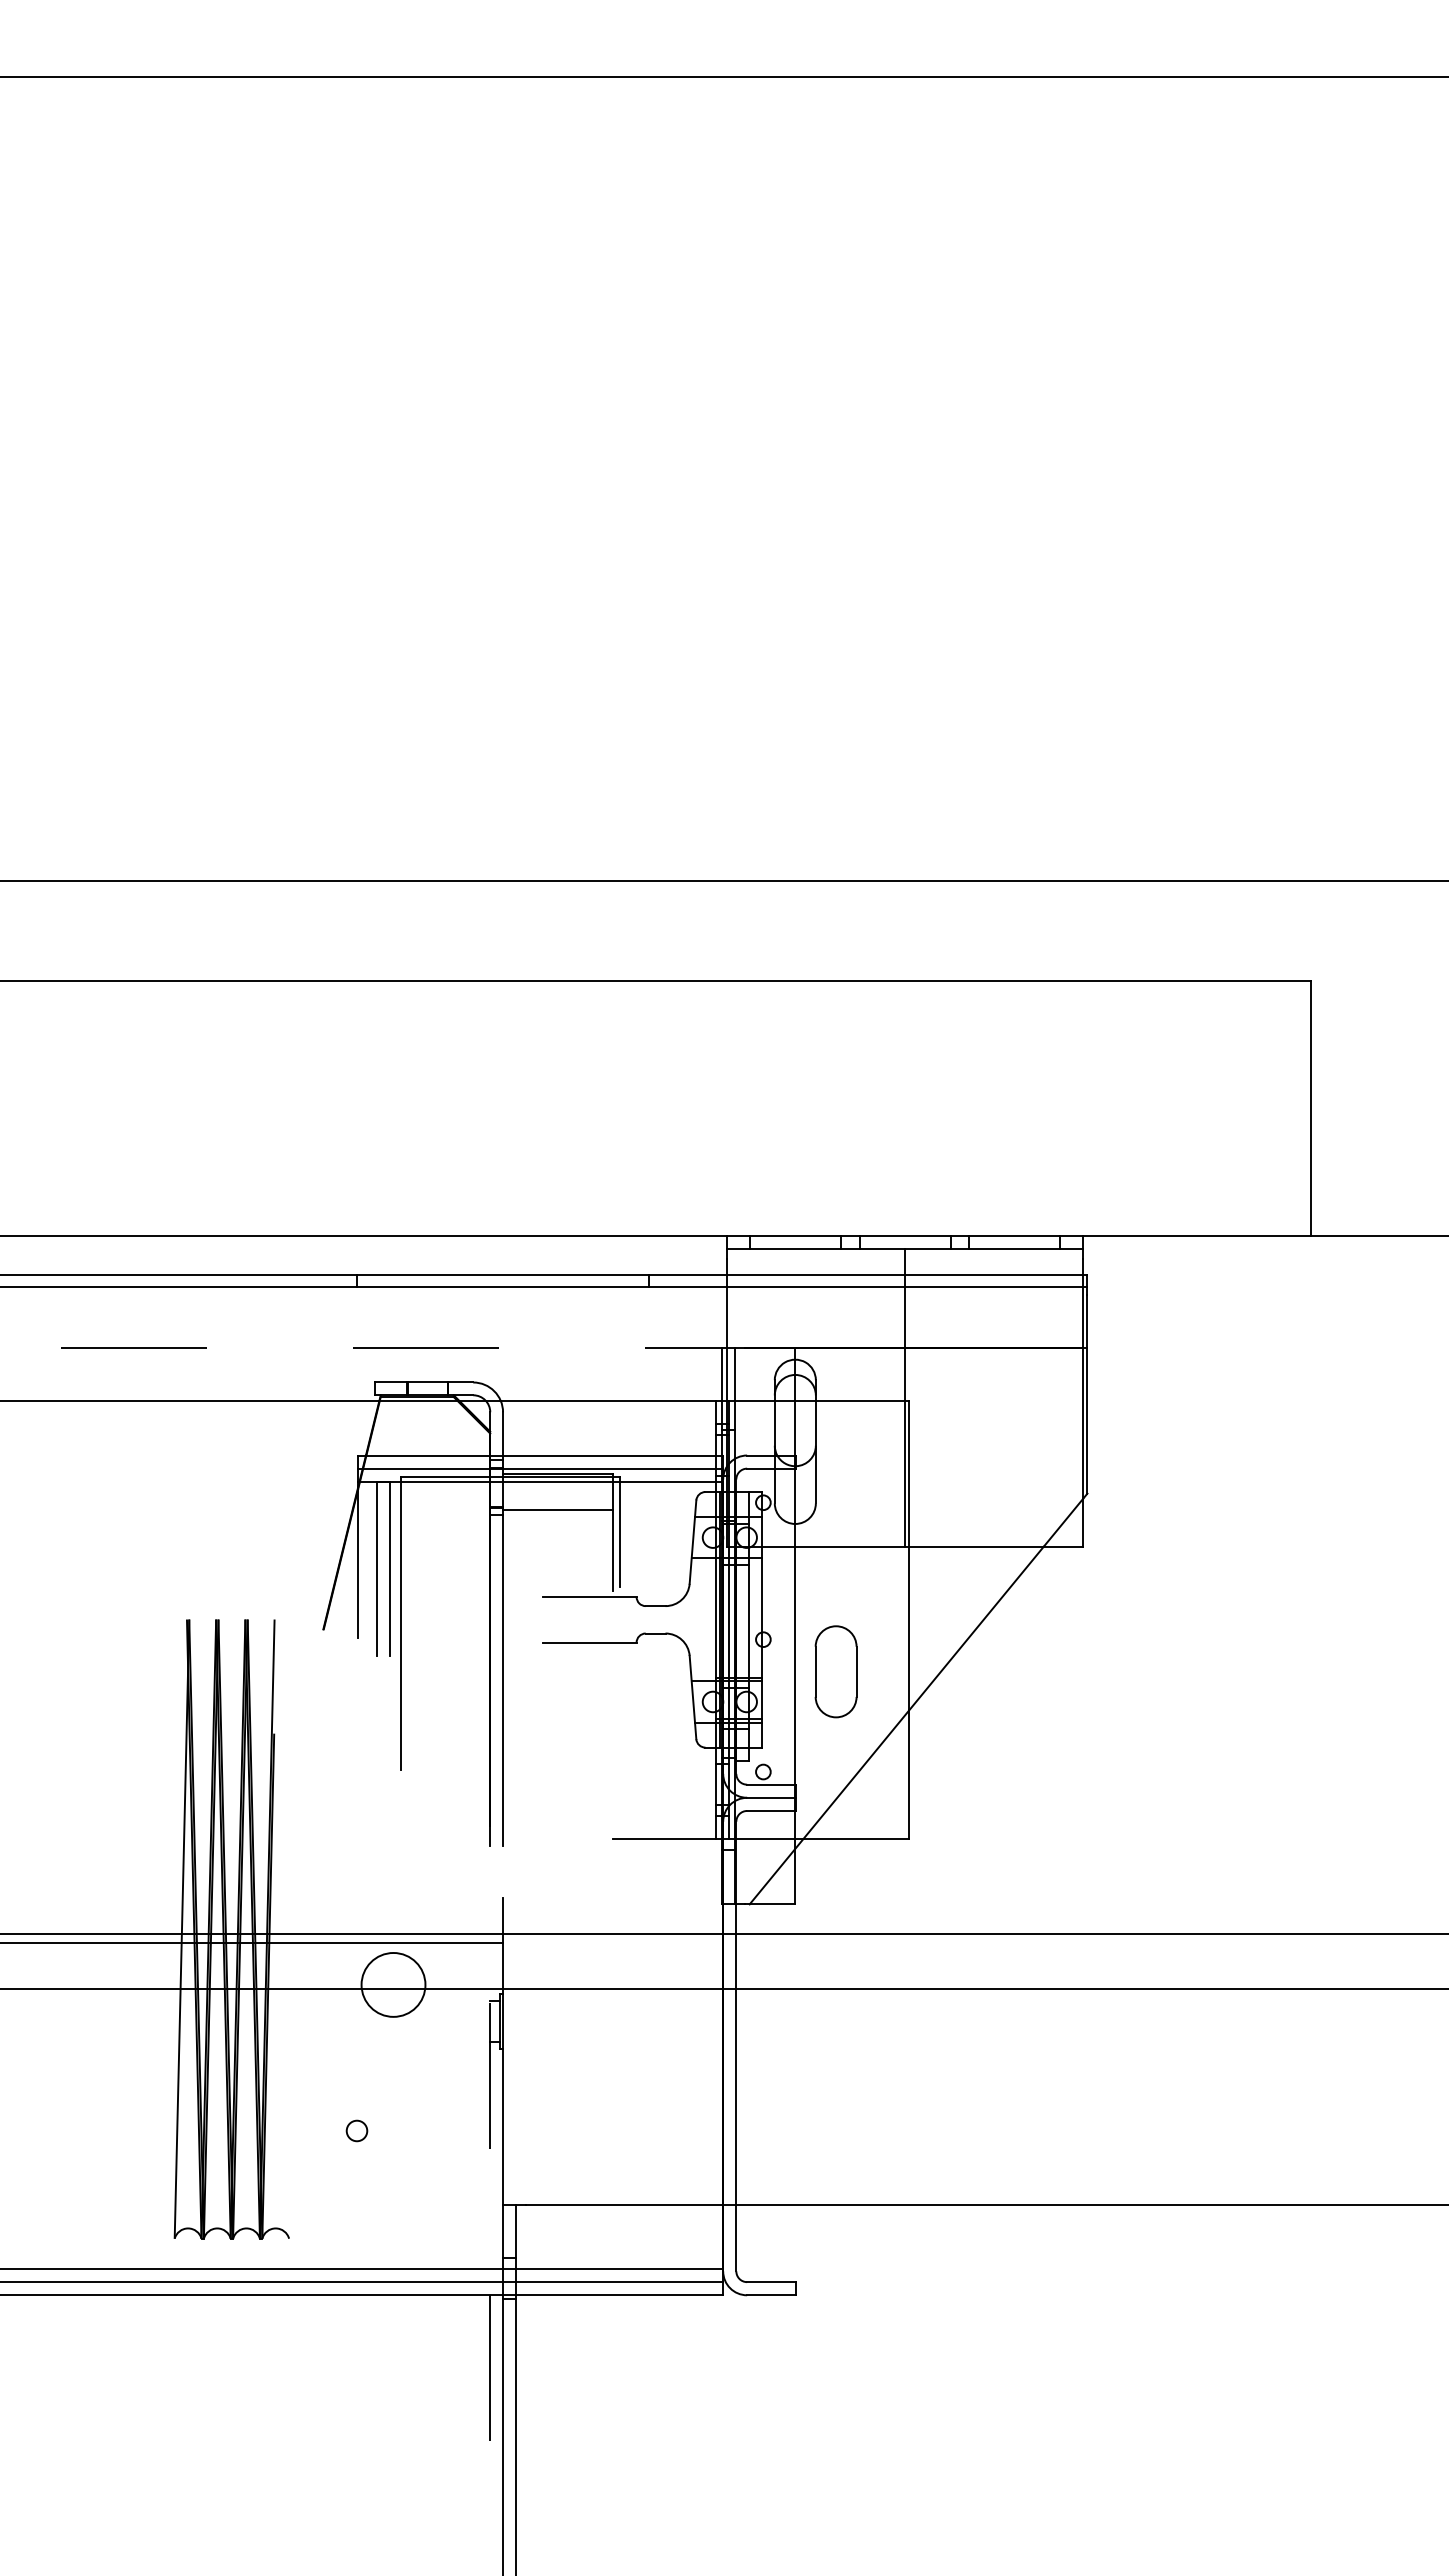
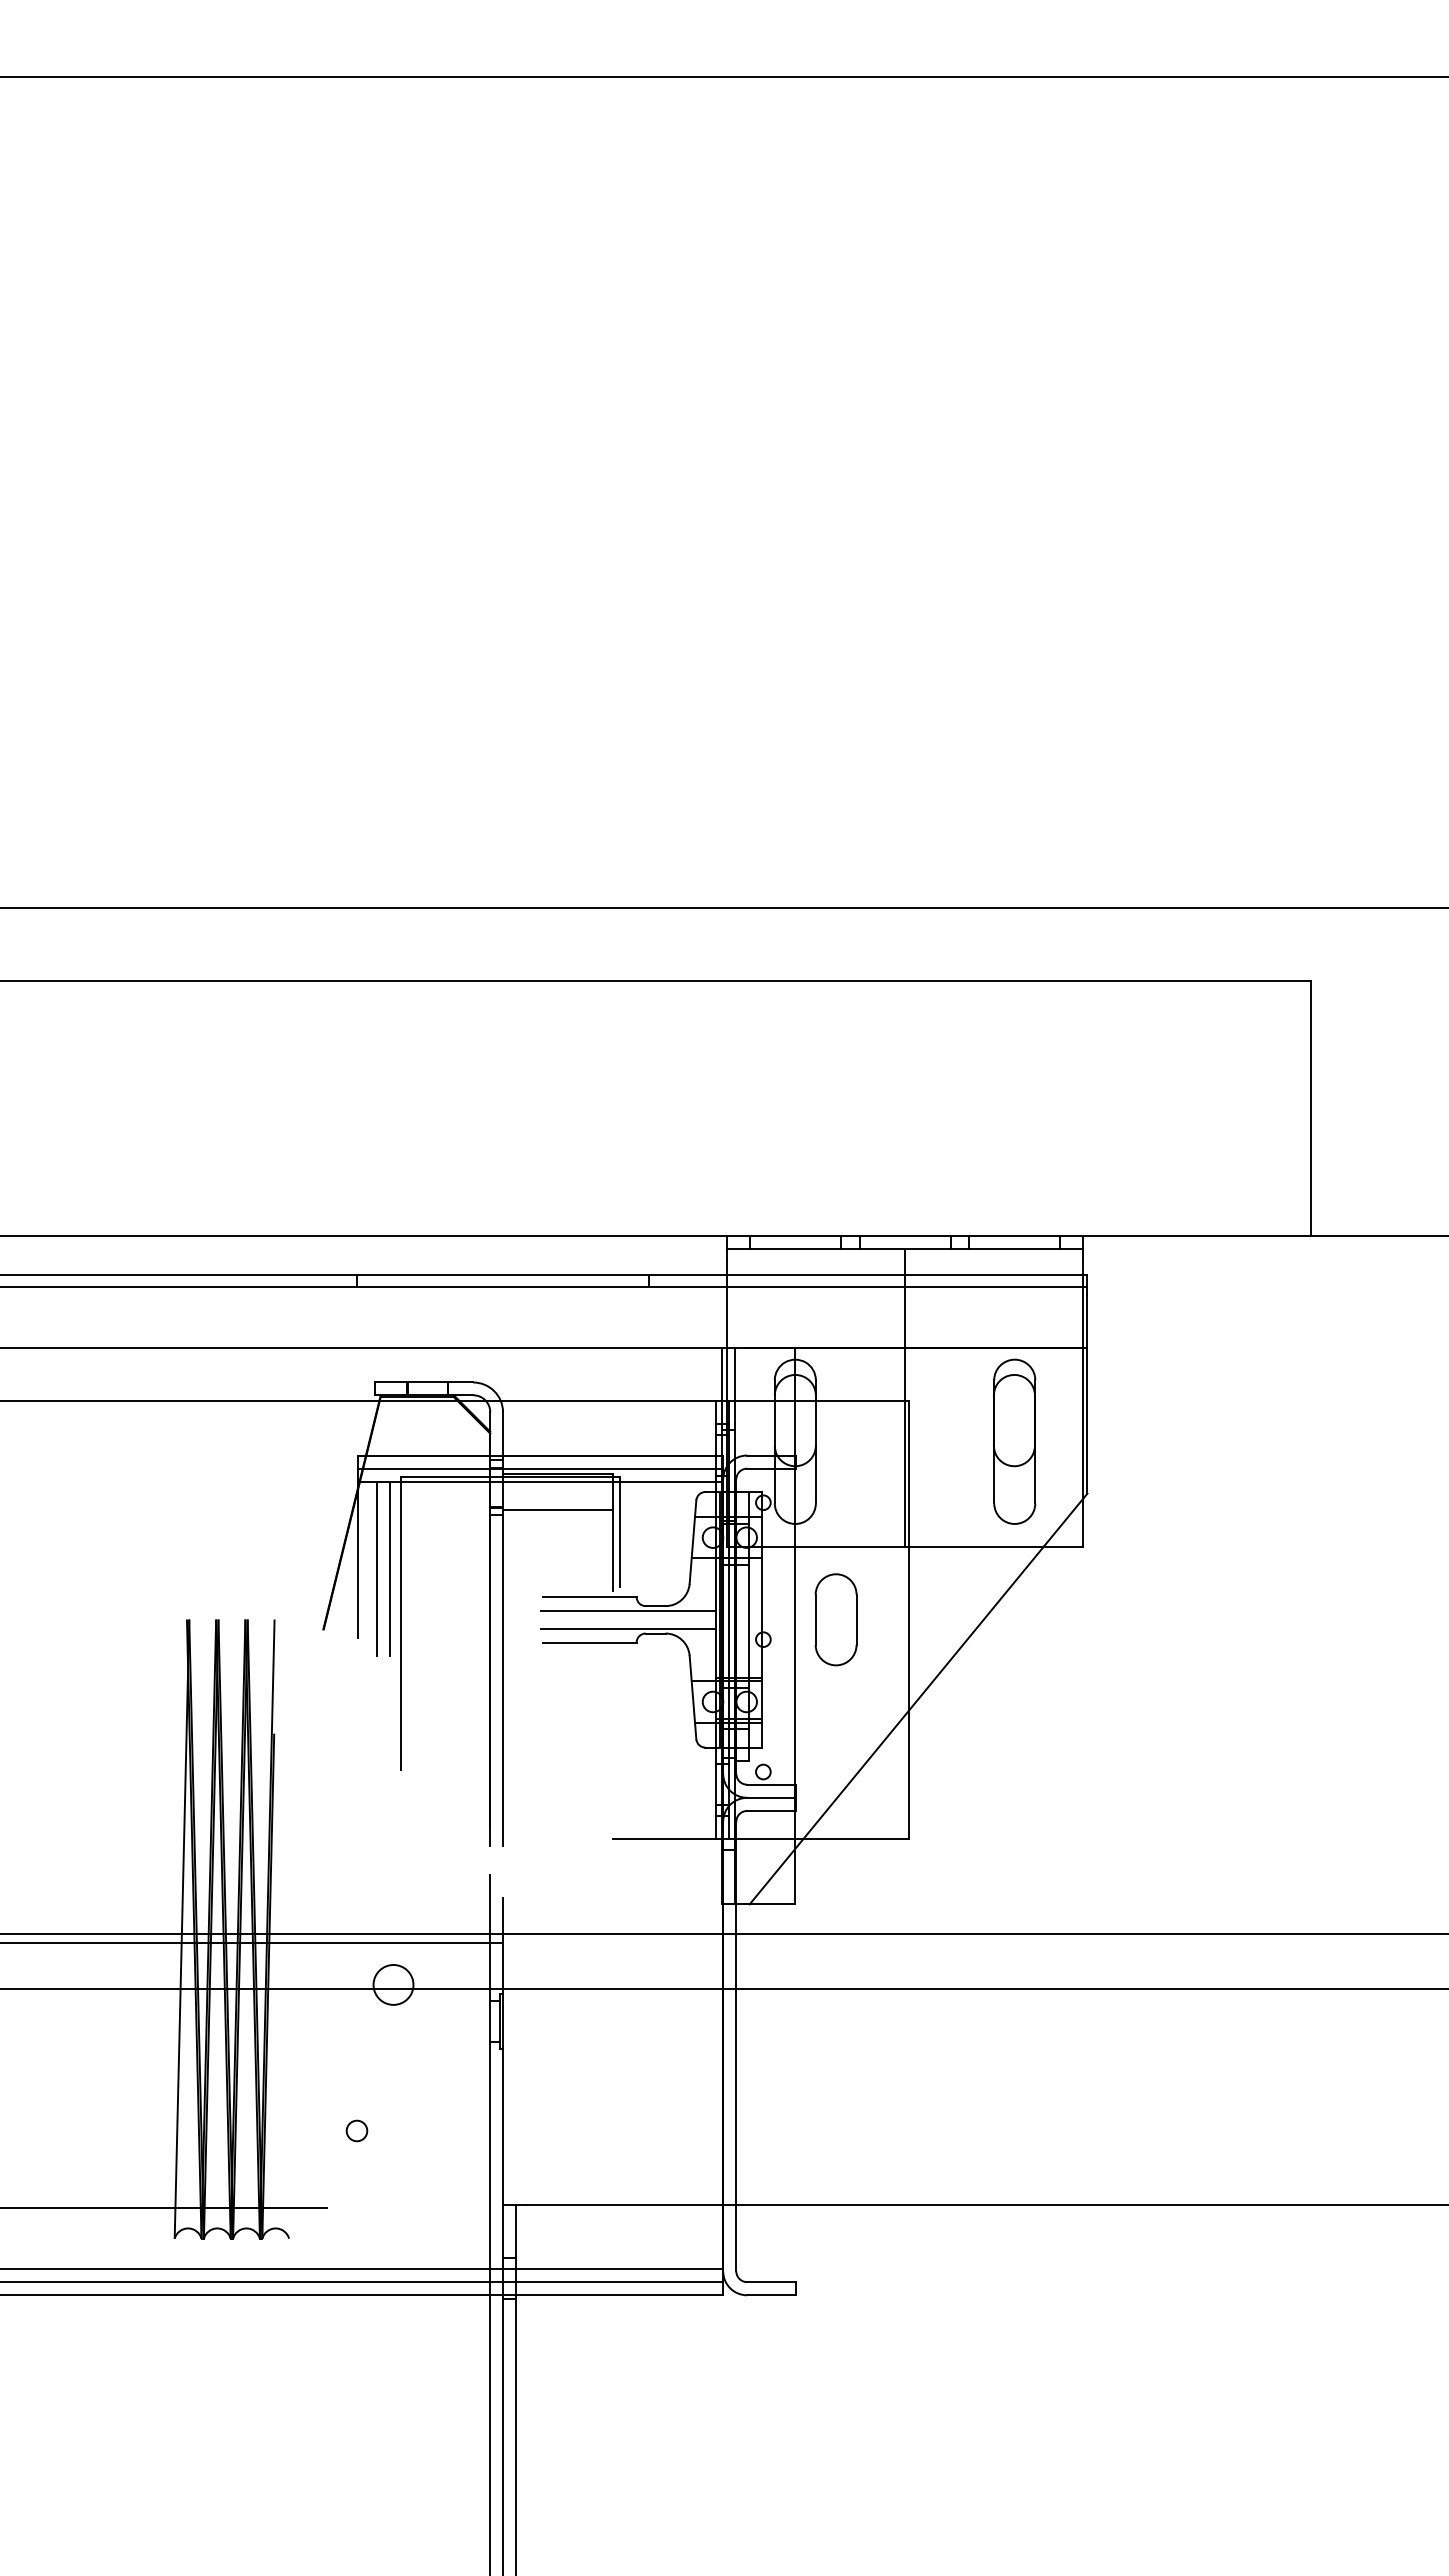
line position: (723, 880) -> (723, 907) (723, 907)
line: dashed -> solid (363, 1347)
part: none -> present (1014, 1441)
line: none -> present (628, 1610)
line: none -> present (628, 1628)
part position: (835, 1671) -> (835, 1619) (835, 1619)
circle diameter: 64 px -> 40 px (393, 1984)
line: none -> present (164, 2207)
line: dashed -> solid (490, 2225)
